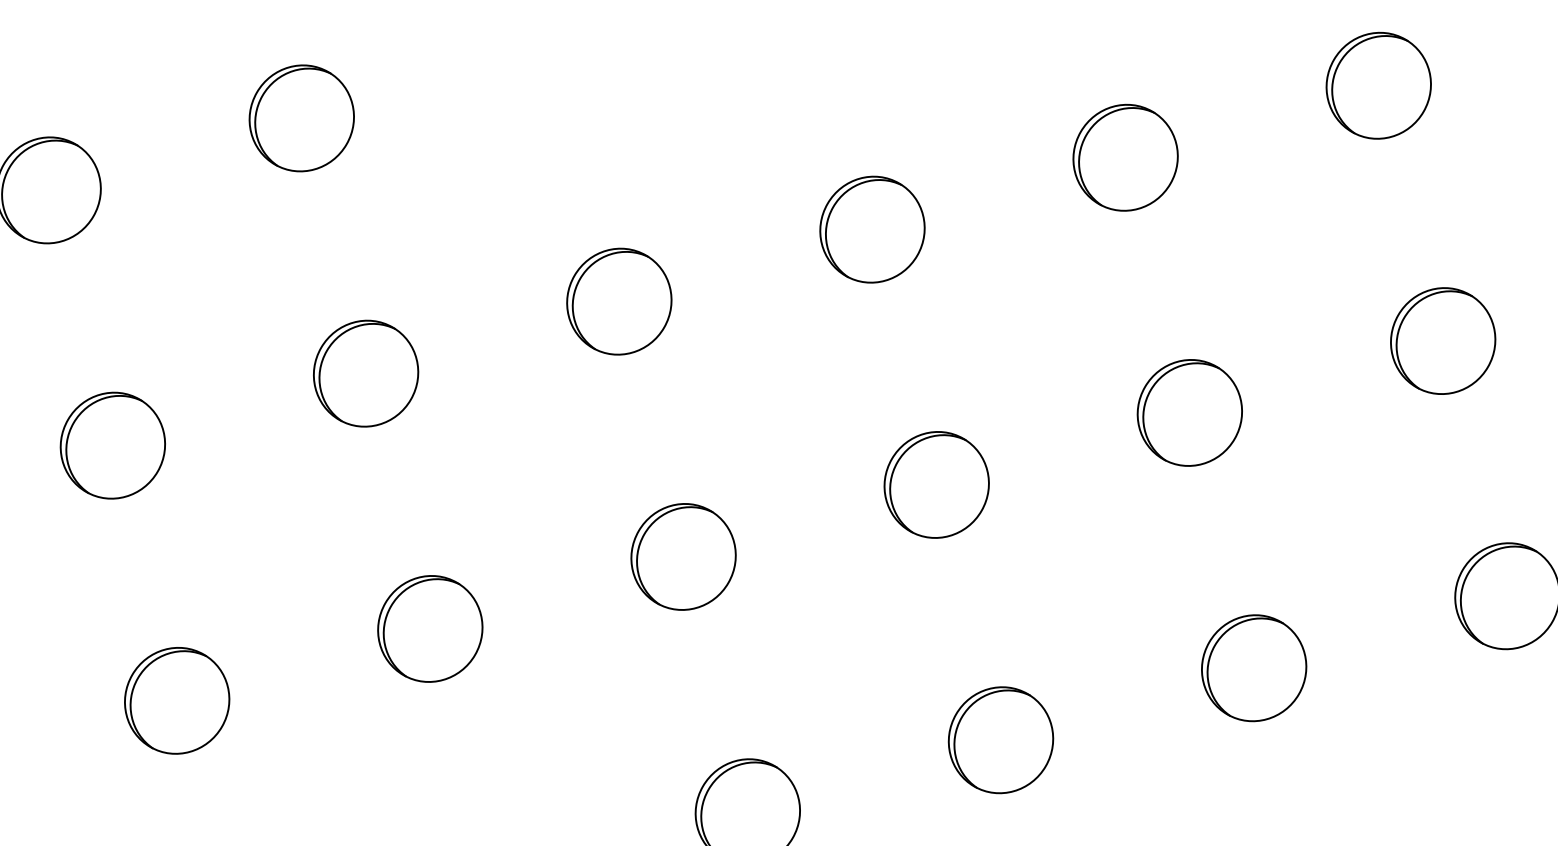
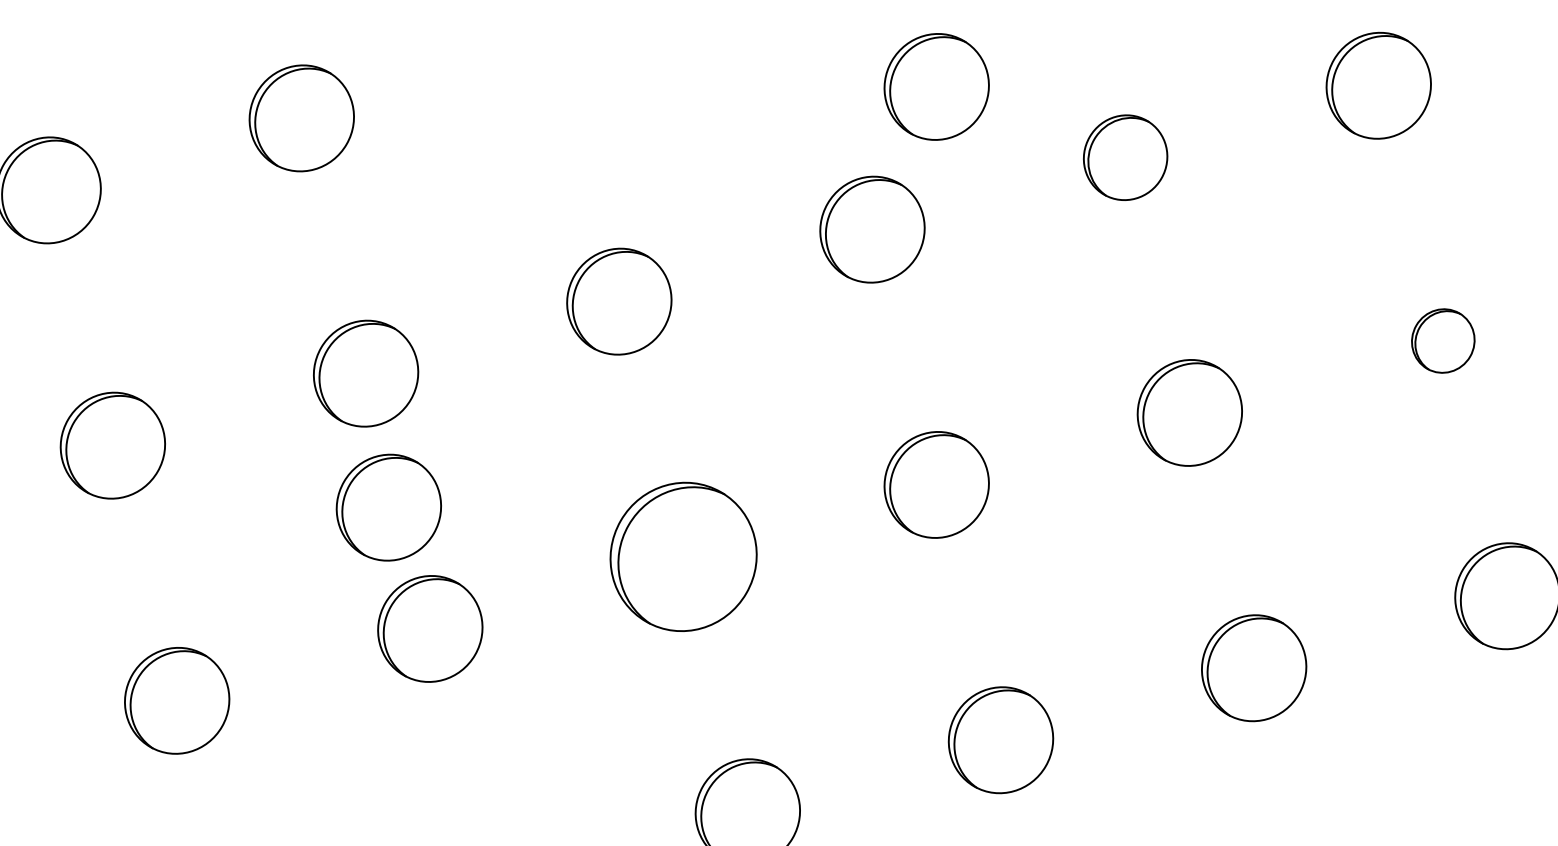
part: none -> present (936, 86)
part size: 107x109 px -> 86x87 px (1125, 157)
part size: 107x108 px -> 65x66 px (1443, 340)
part: none -> present (388, 507)
part size: 107x108 px -> 149x151 px (683, 556)
